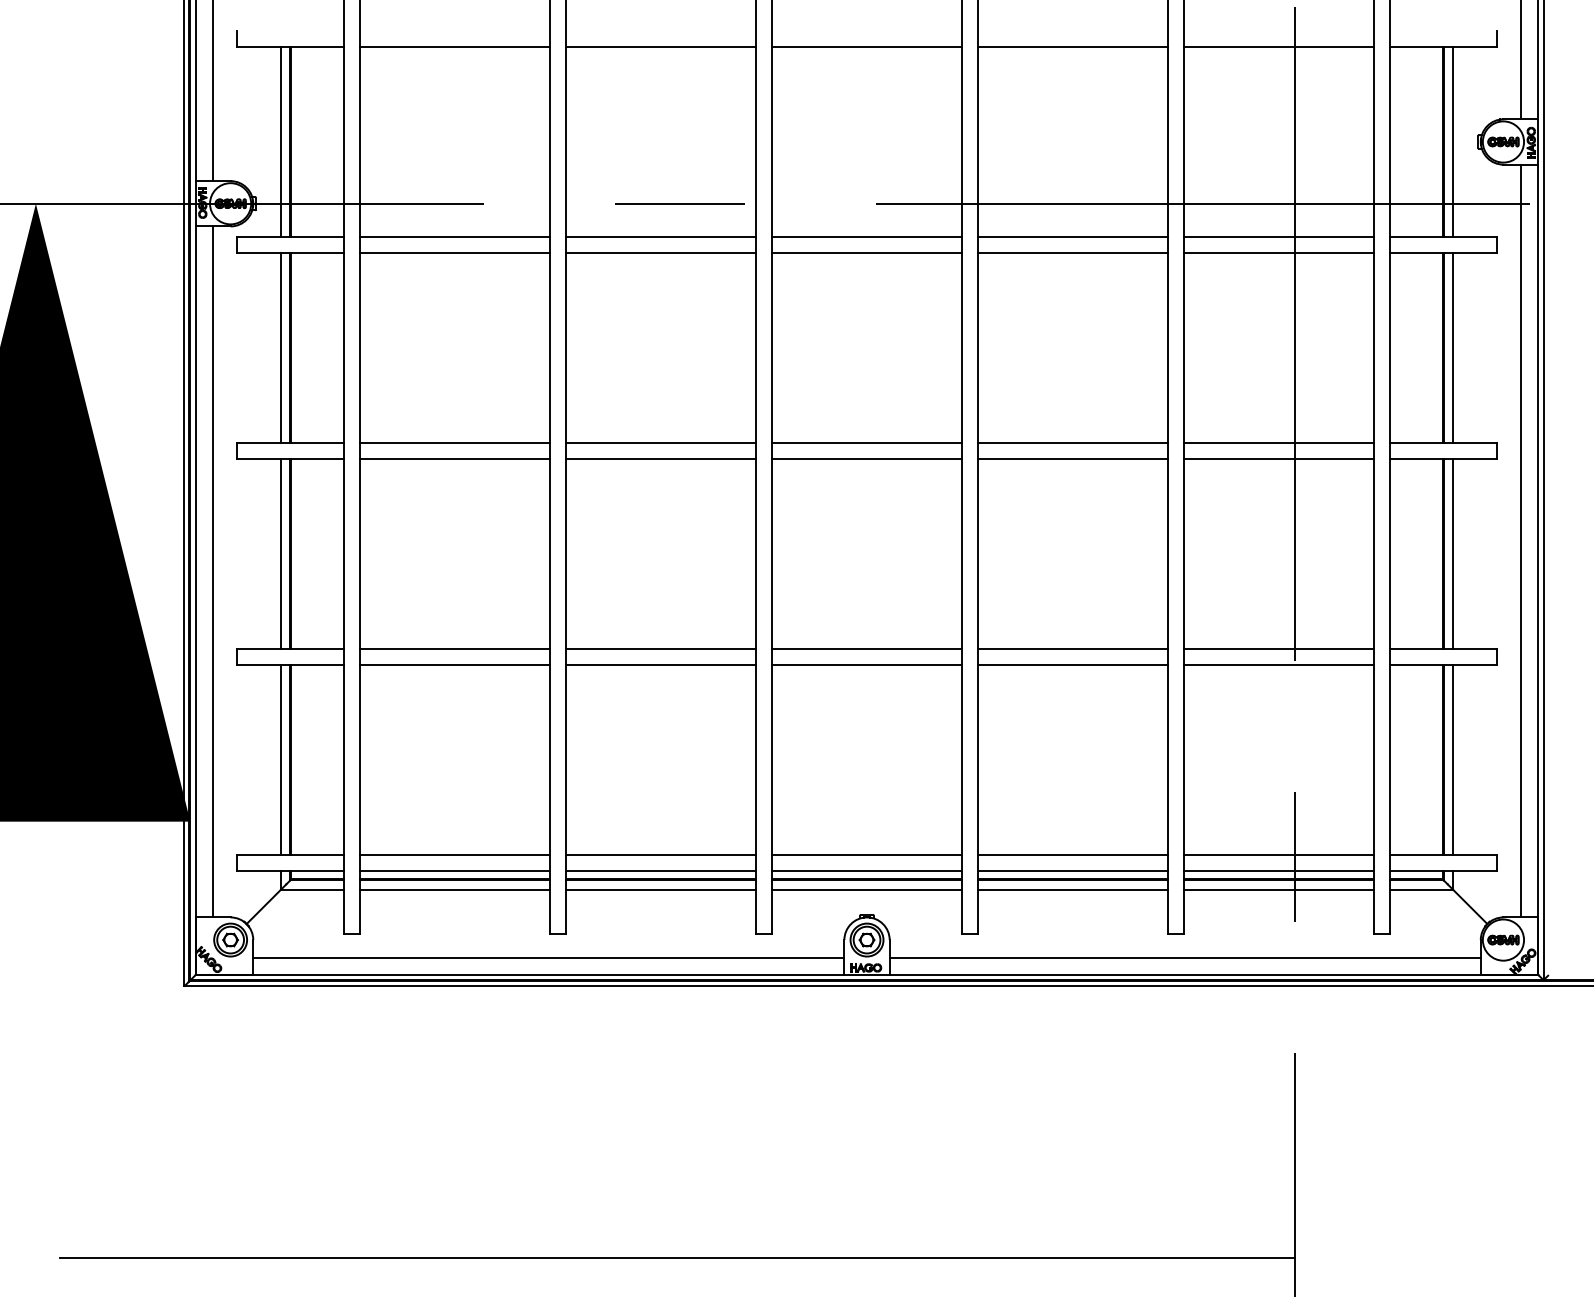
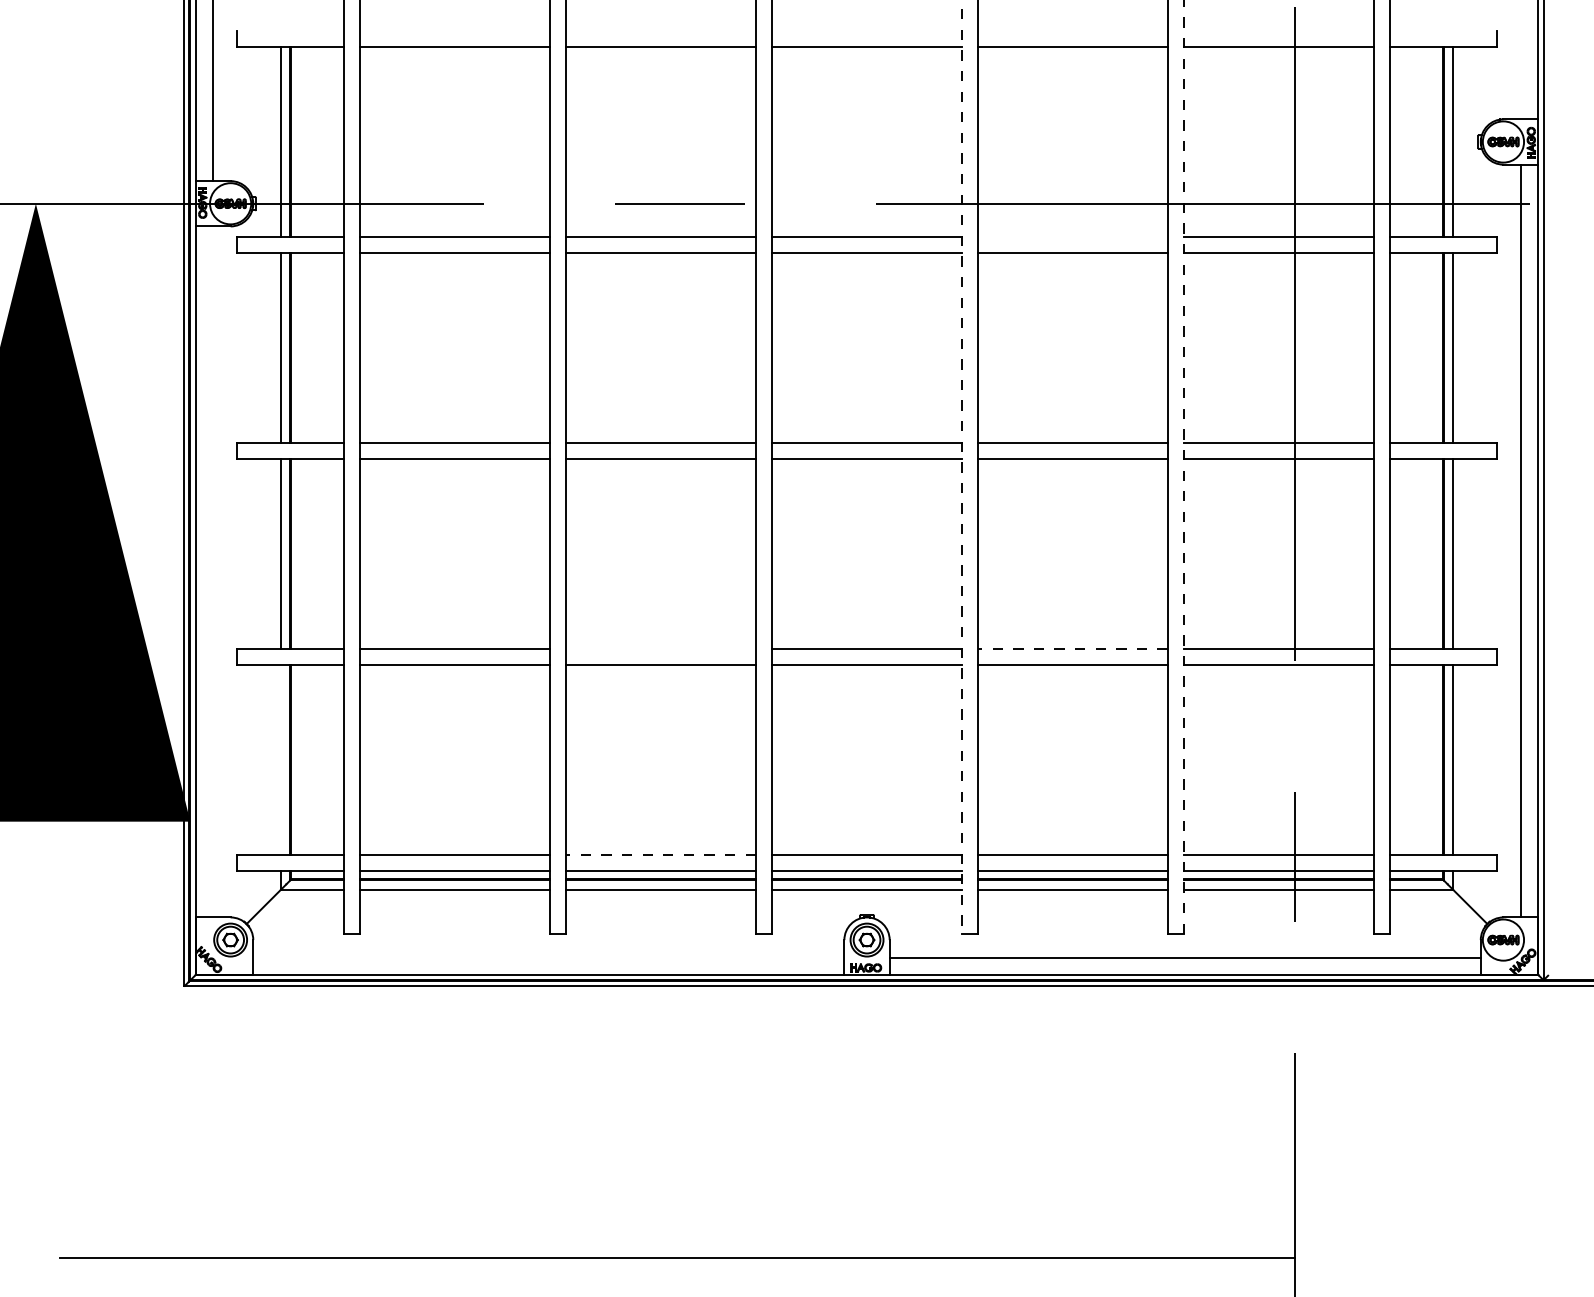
line: present -> none (1520, 60)
line: present -> none (1072, 236)
line: solid -> dashed (961, 466)
line: solid -> dashed (1184, 466)
line: present -> none (213, 571)
line: present -> none (660, 648)
line: solid -> dashed (1073, 648)
line: present -> none (281, 759)
line: solid -> dashed (661, 854)
line: present -> none (548, 957)
